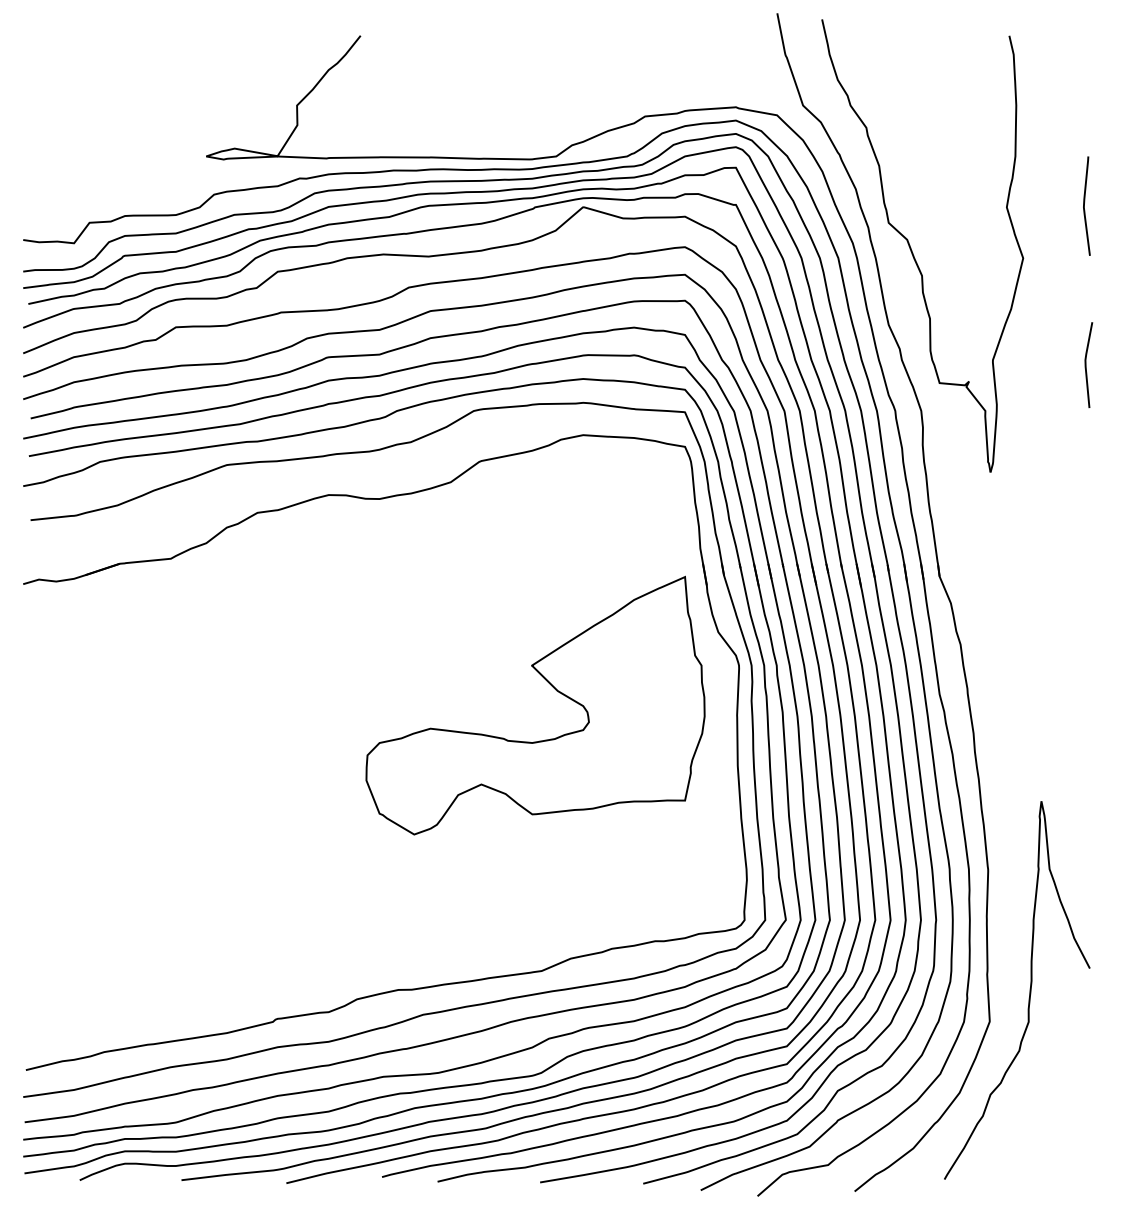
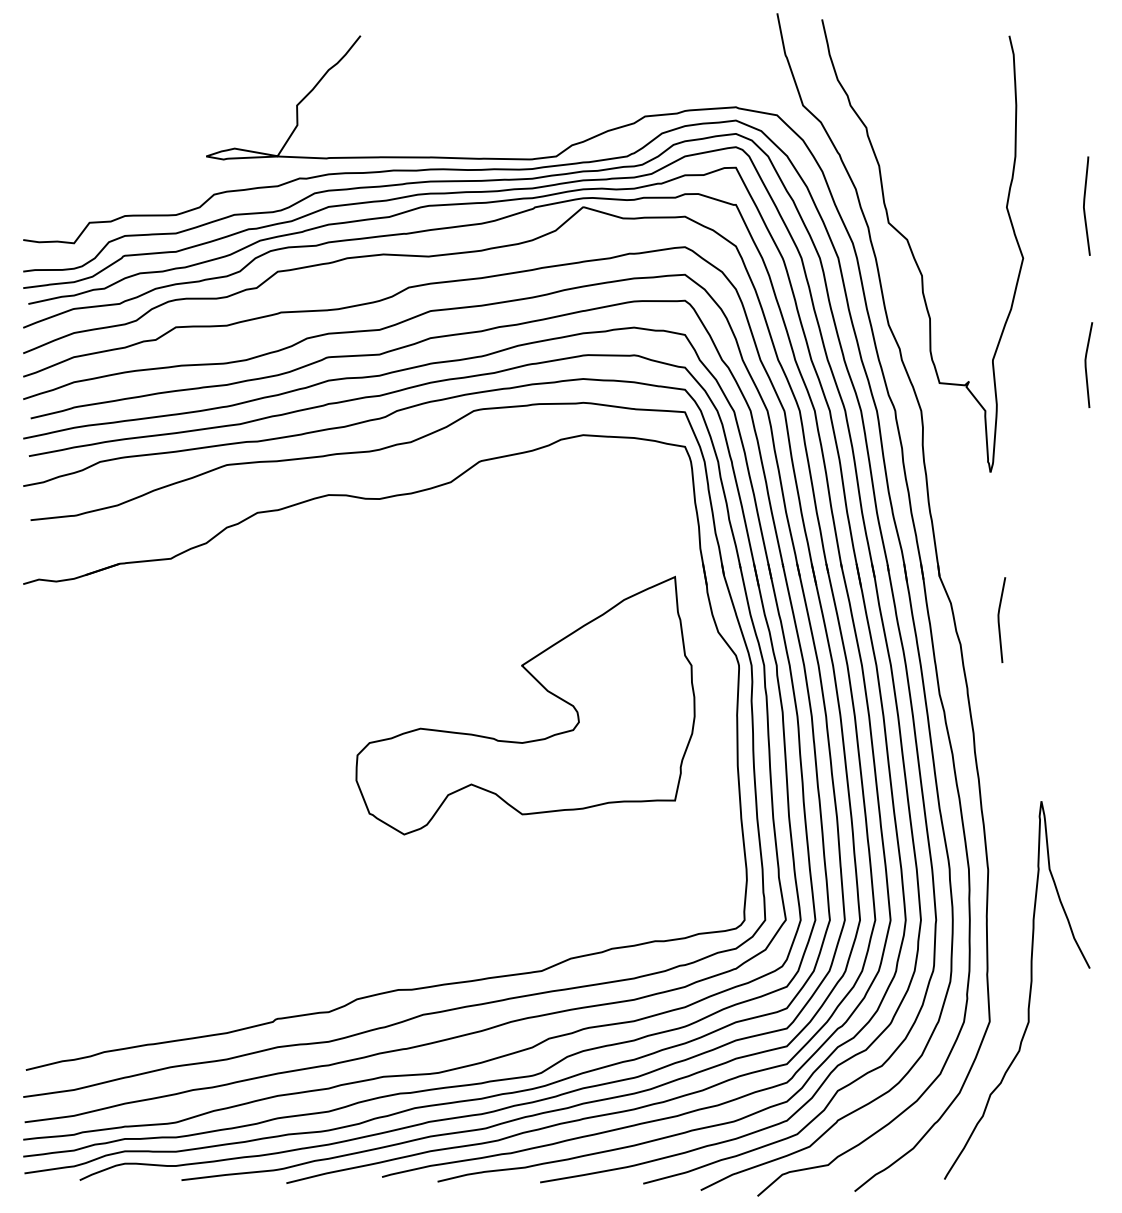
line: none -> present (999, 619)
part position: (552, 687) -> (542, 687) (542, 687)
